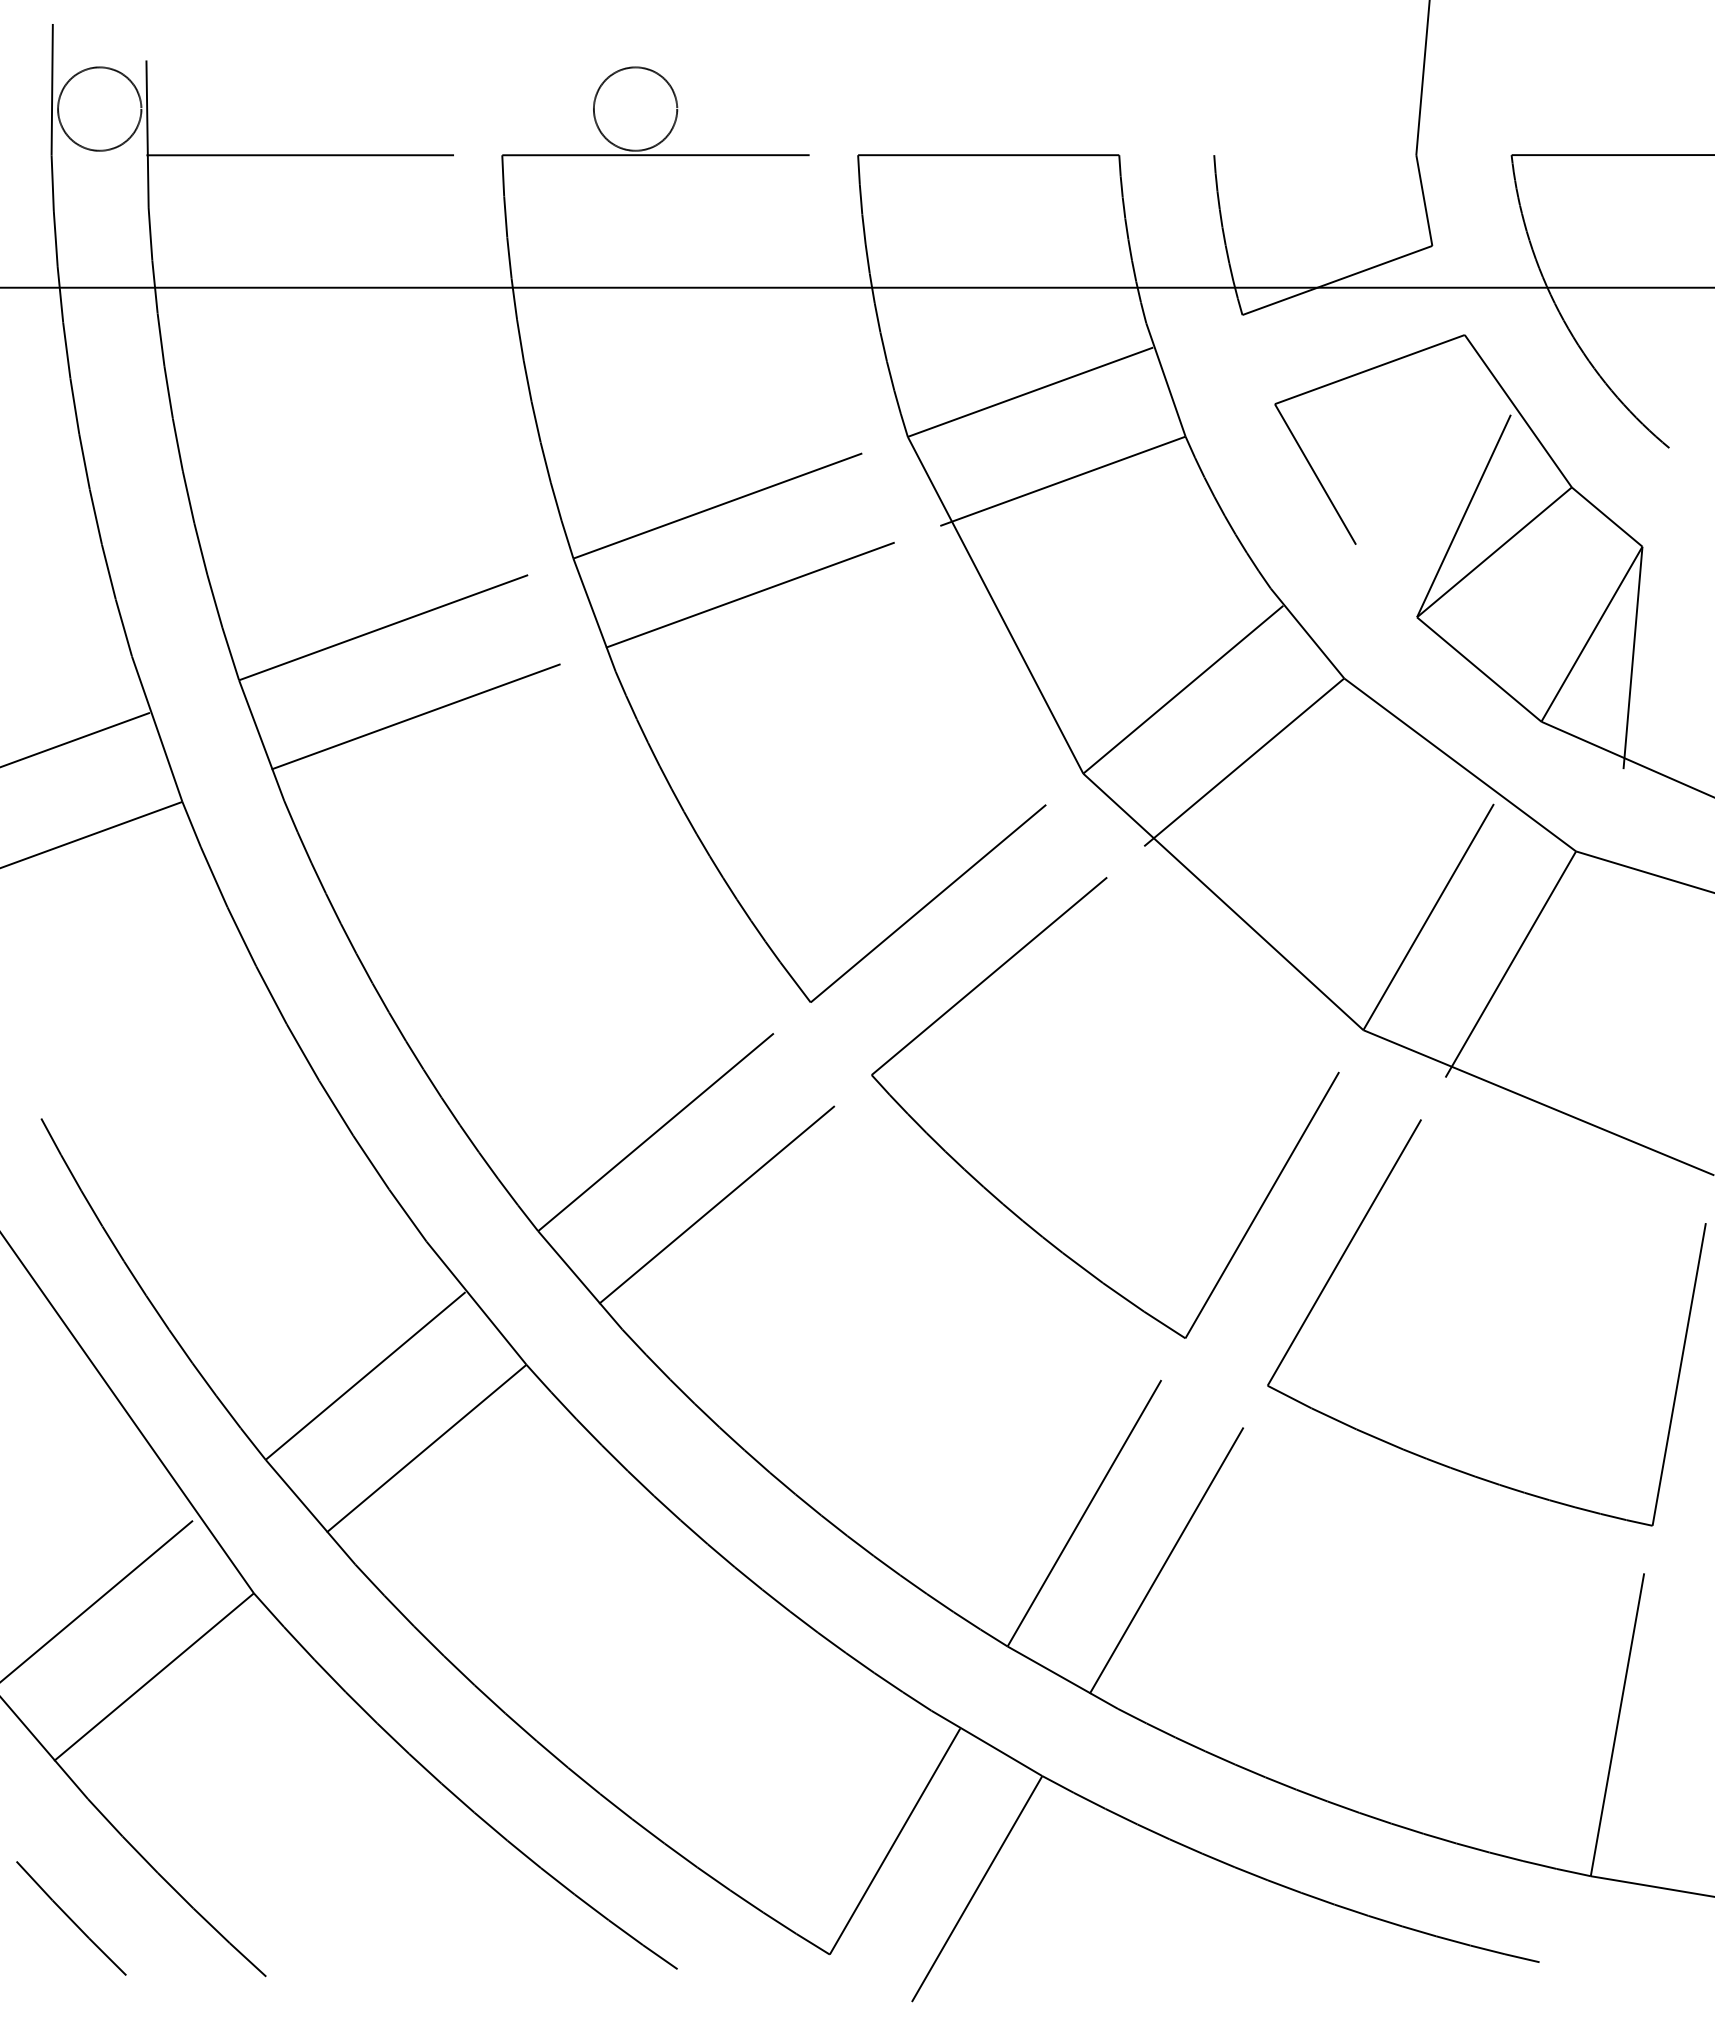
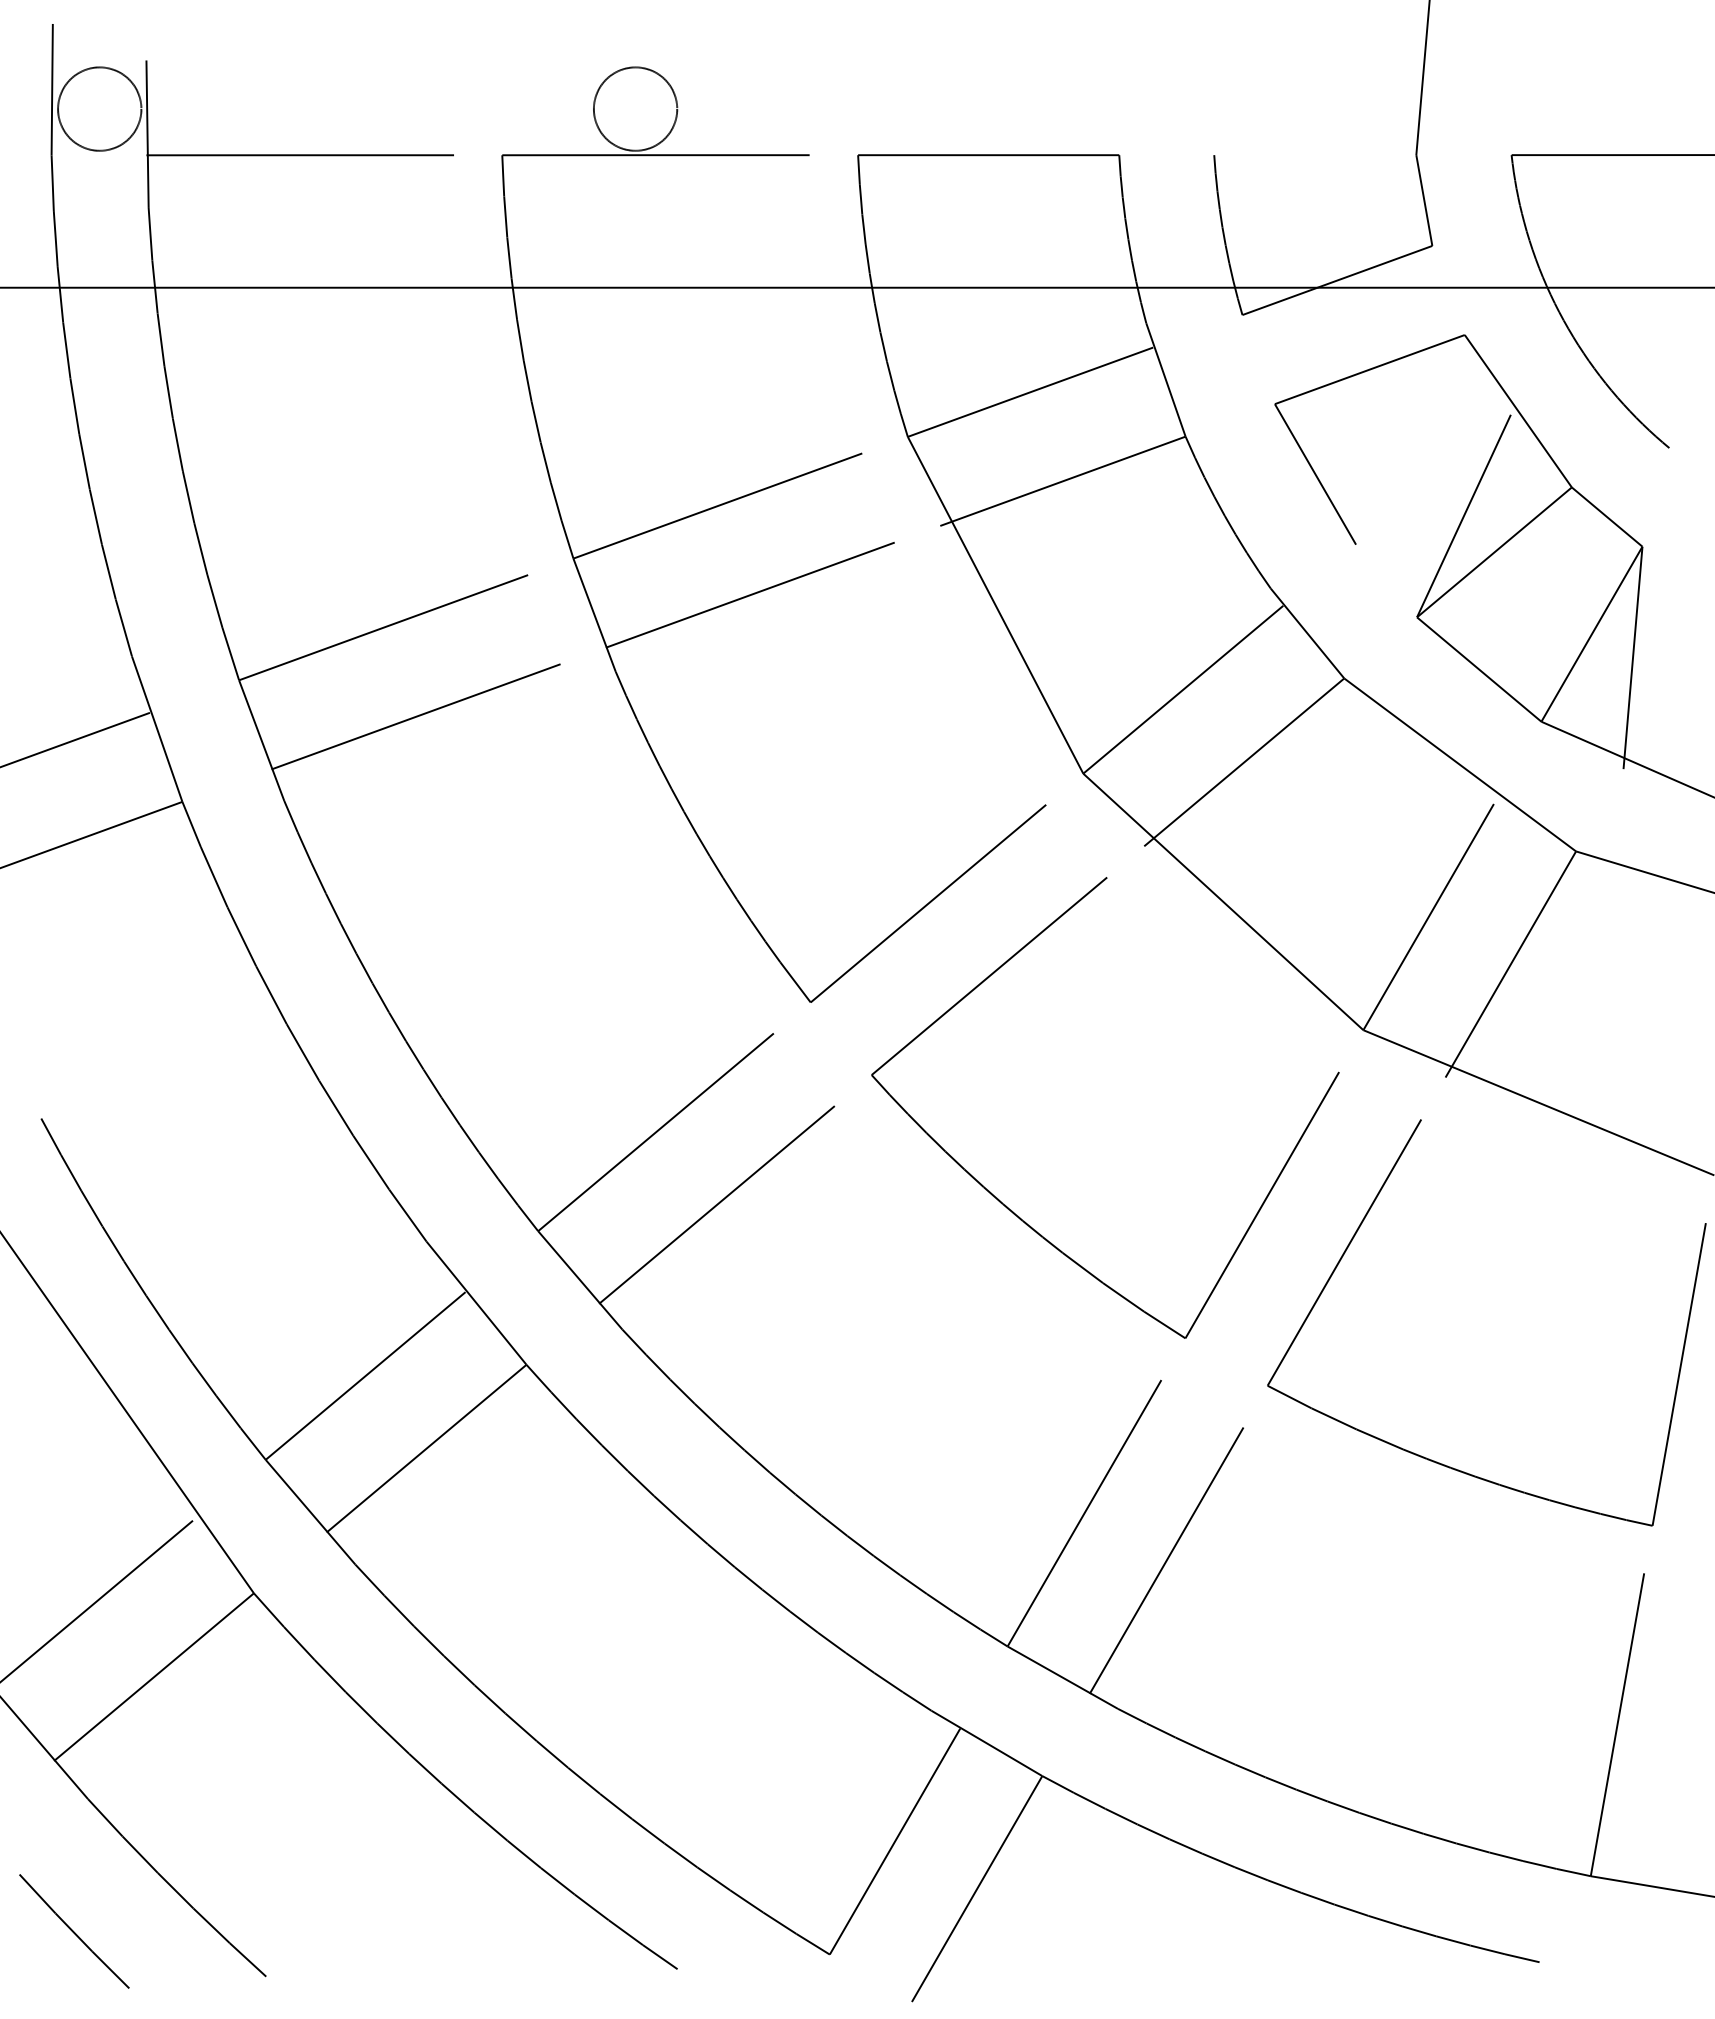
line position: (71, 1918) -> (74, 1931) (74, 1931)
